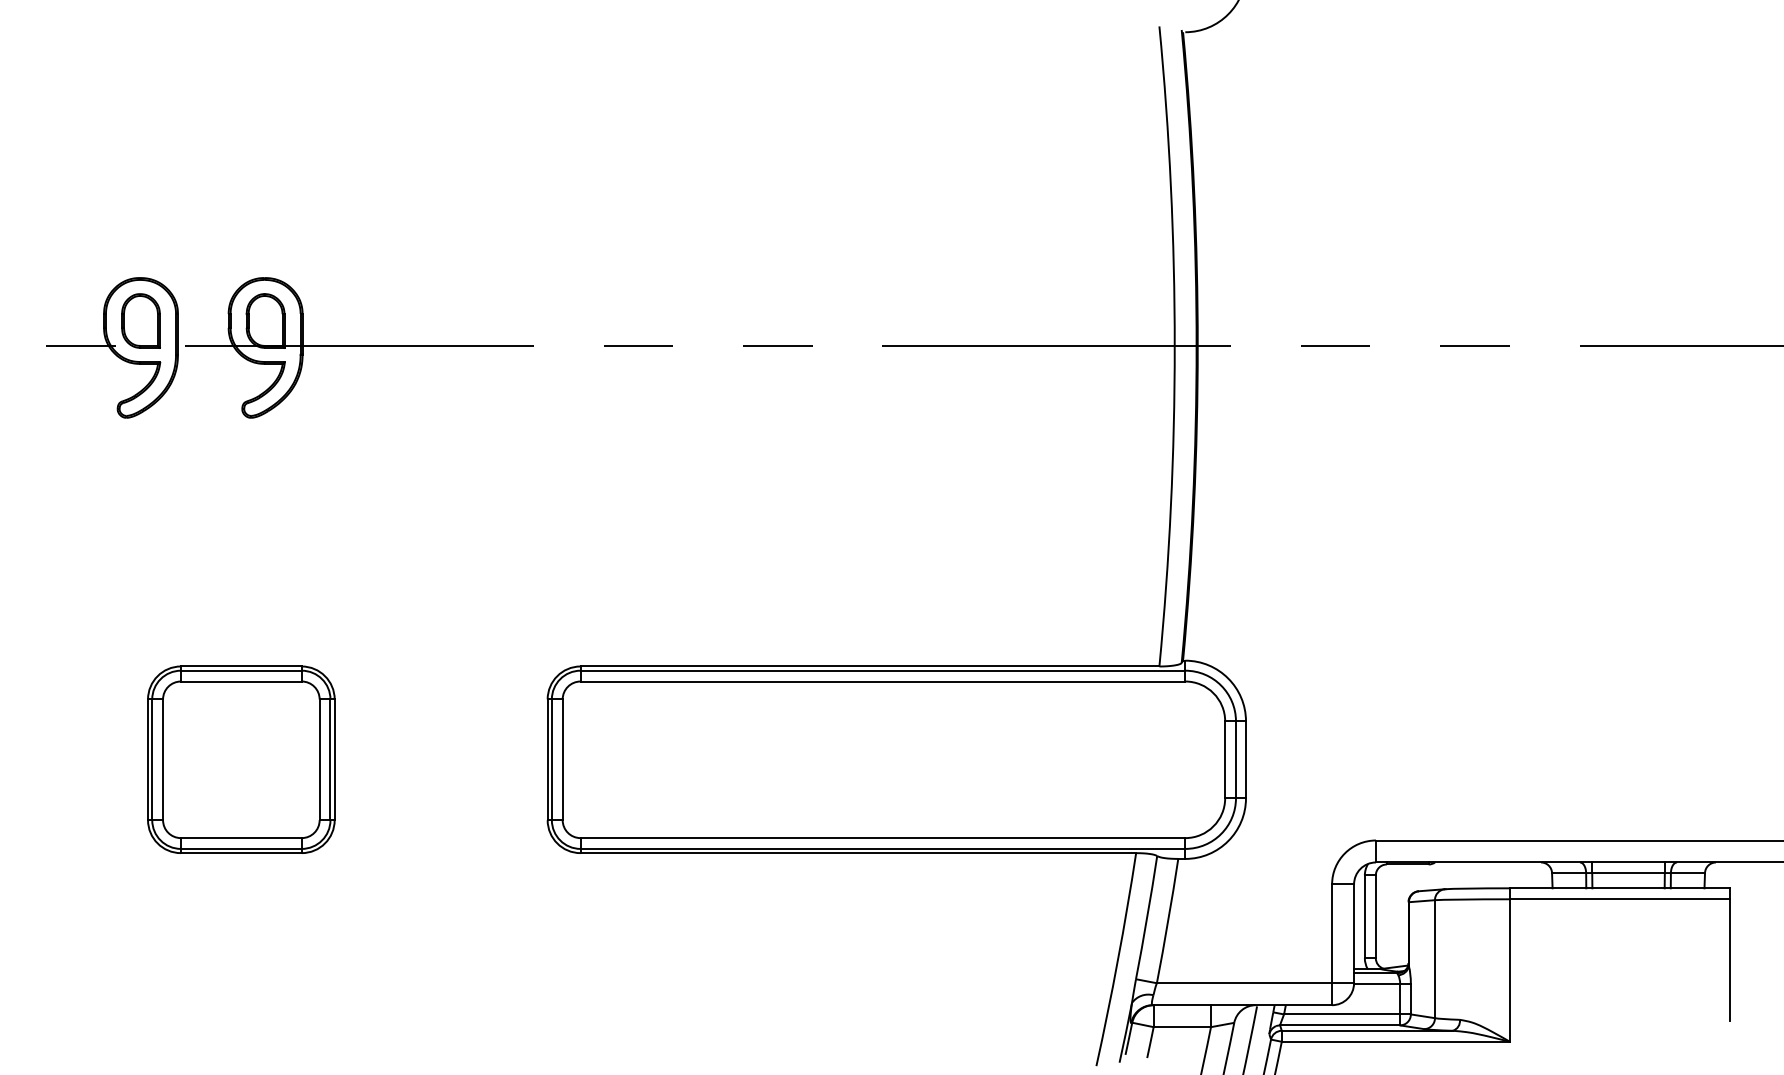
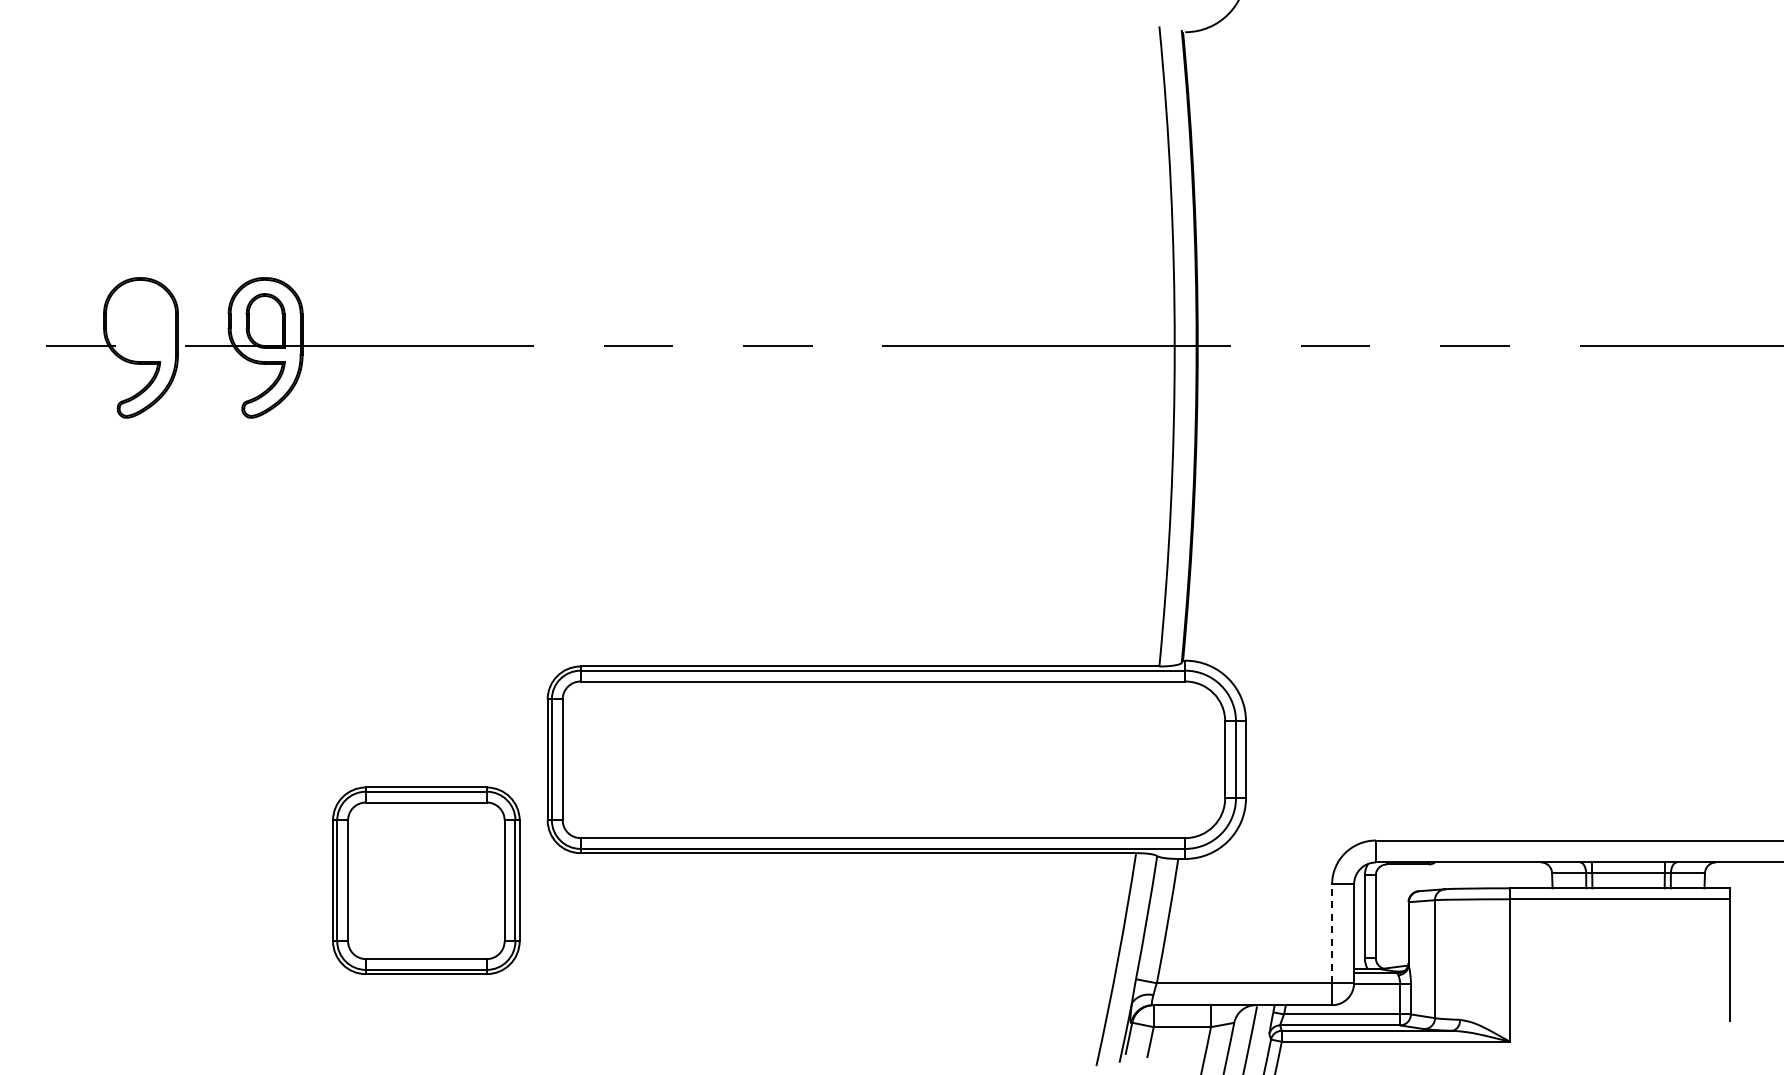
part: present -> none (140, 320)
part position: (241, 759) -> (426, 880) (426, 880)
line: solid -> dashed (1332, 933)
